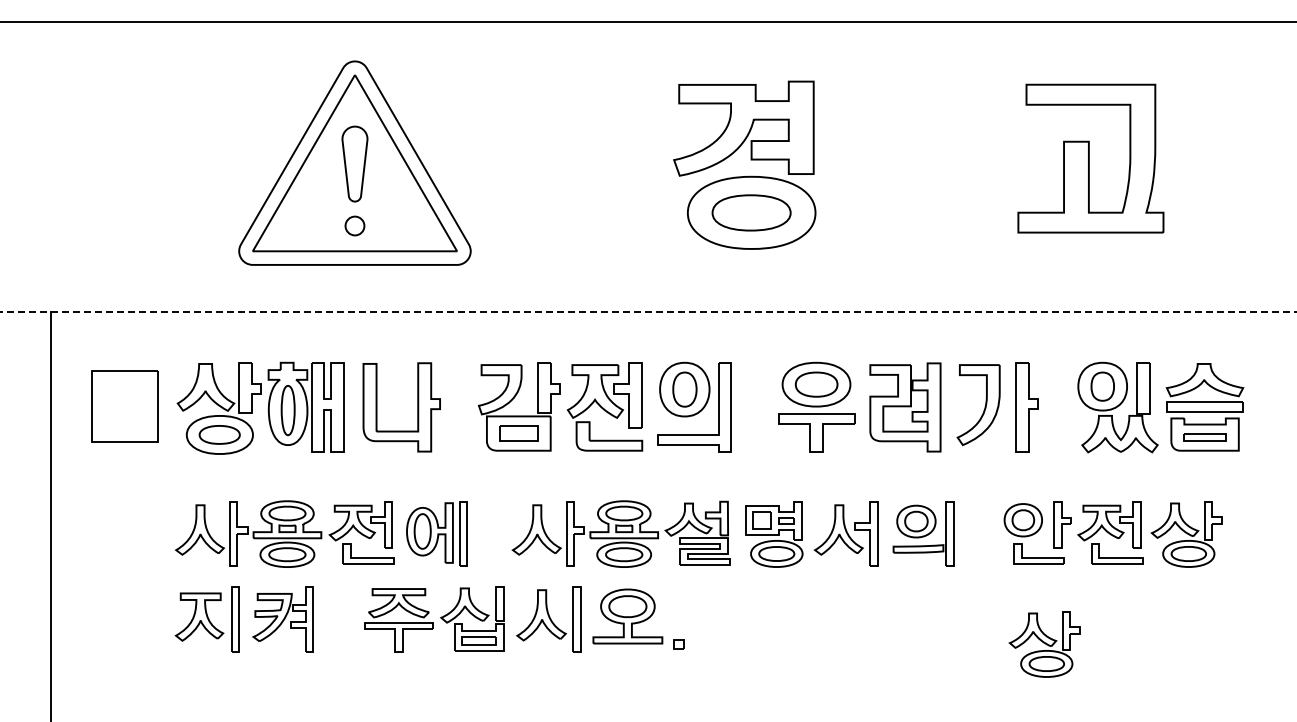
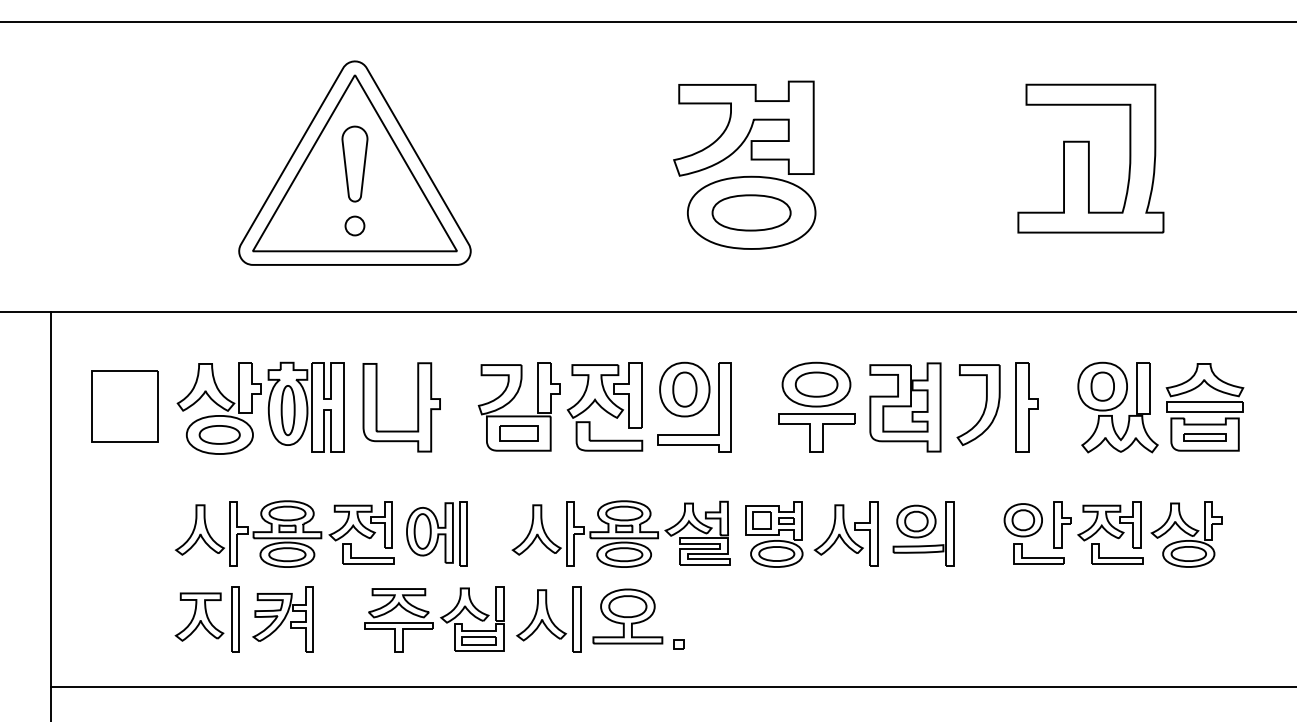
line: dashed -> solid (648, 311)
part: present -> none (1044, 644)
line: none -> present (672, 686)
